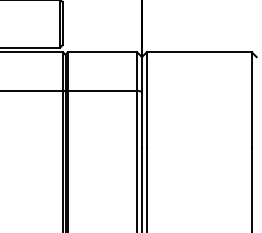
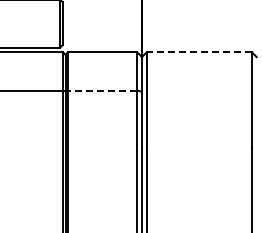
line: solid -> dashed (199, 52)
line: solid -> dashed (102, 90)
